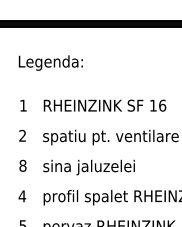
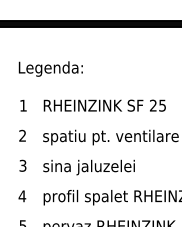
text position: (50, 62) -> (50, 68) (50, 68)
text: 16 -> 25 (158, 105)
text: 8 -> 3 (22, 165)
